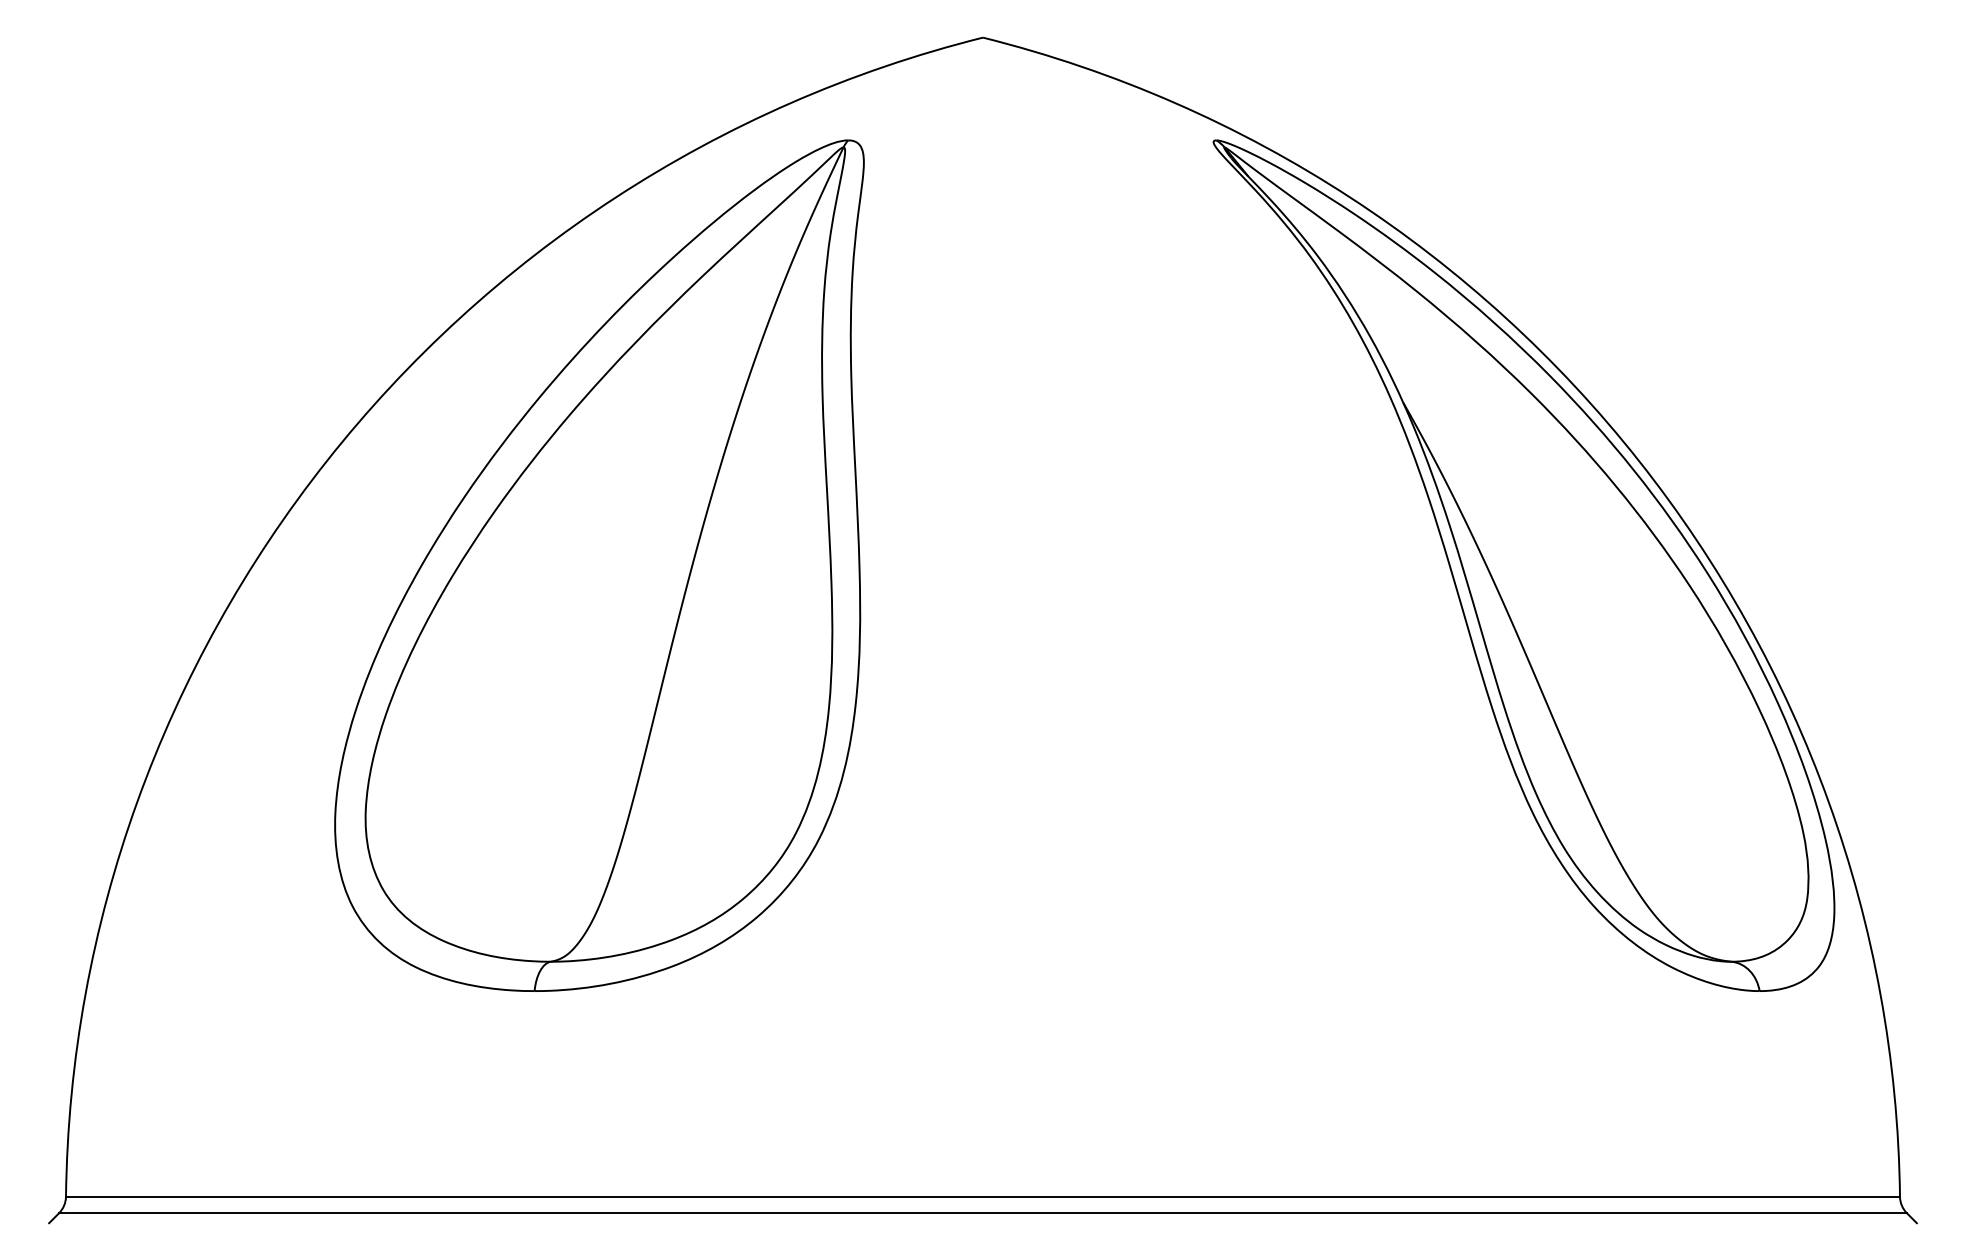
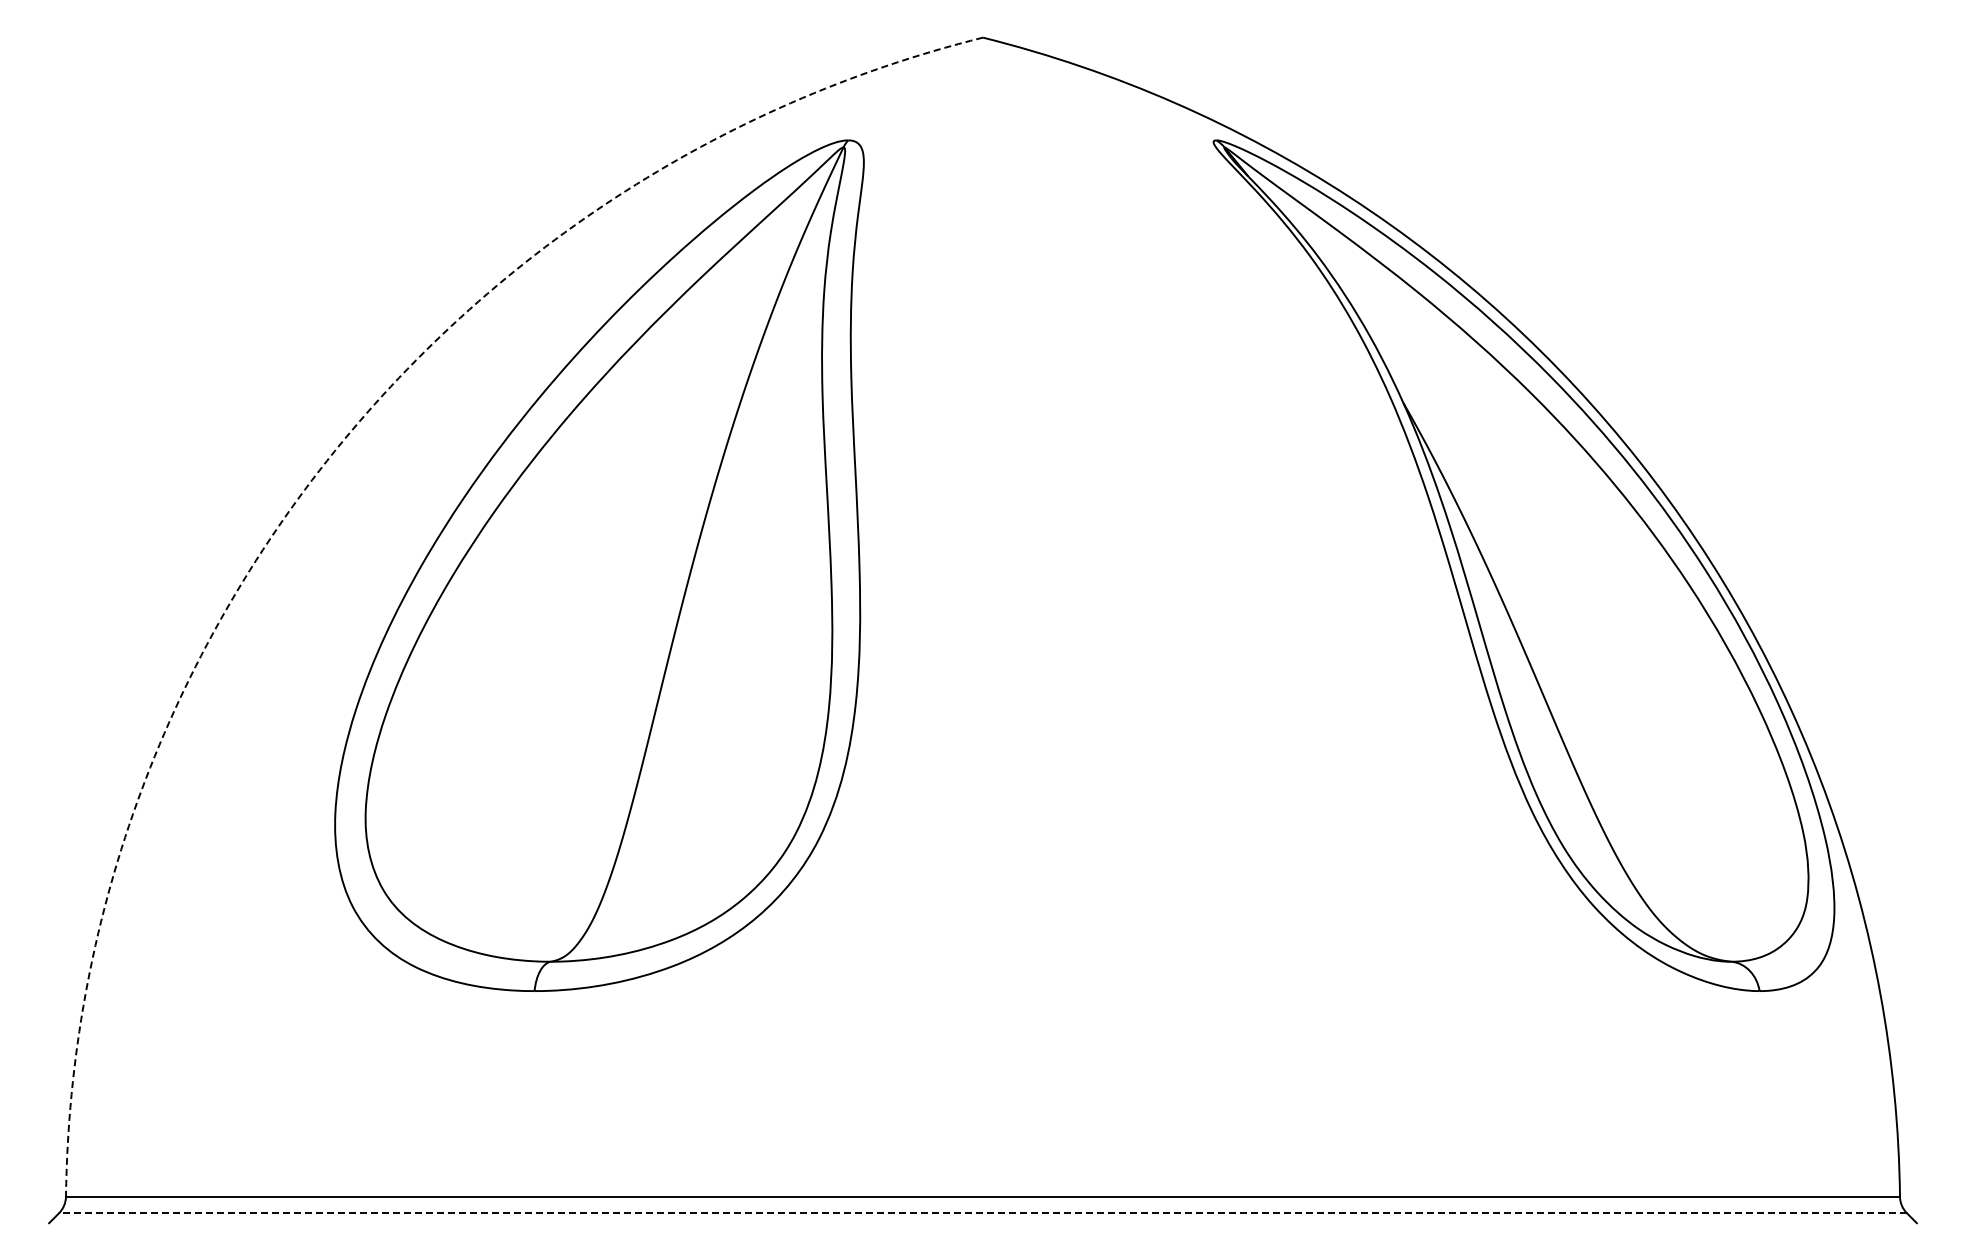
arc: solid -> dashed (327, 460)
line: solid -> dashed (982, 1213)
